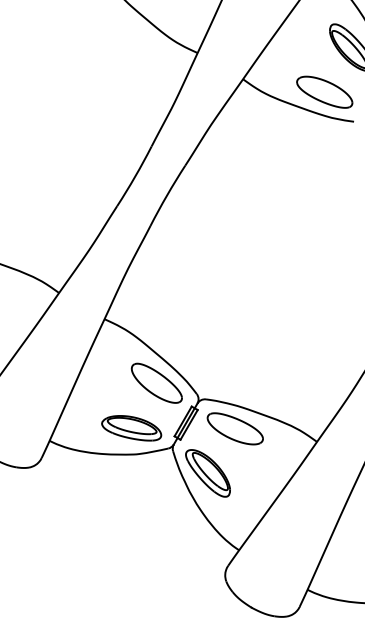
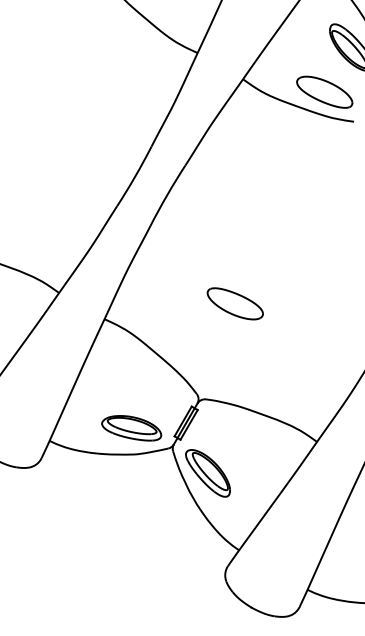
part: present -> none (156, 382)
part position: (234, 428) -> (234, 303) (234, 303)
